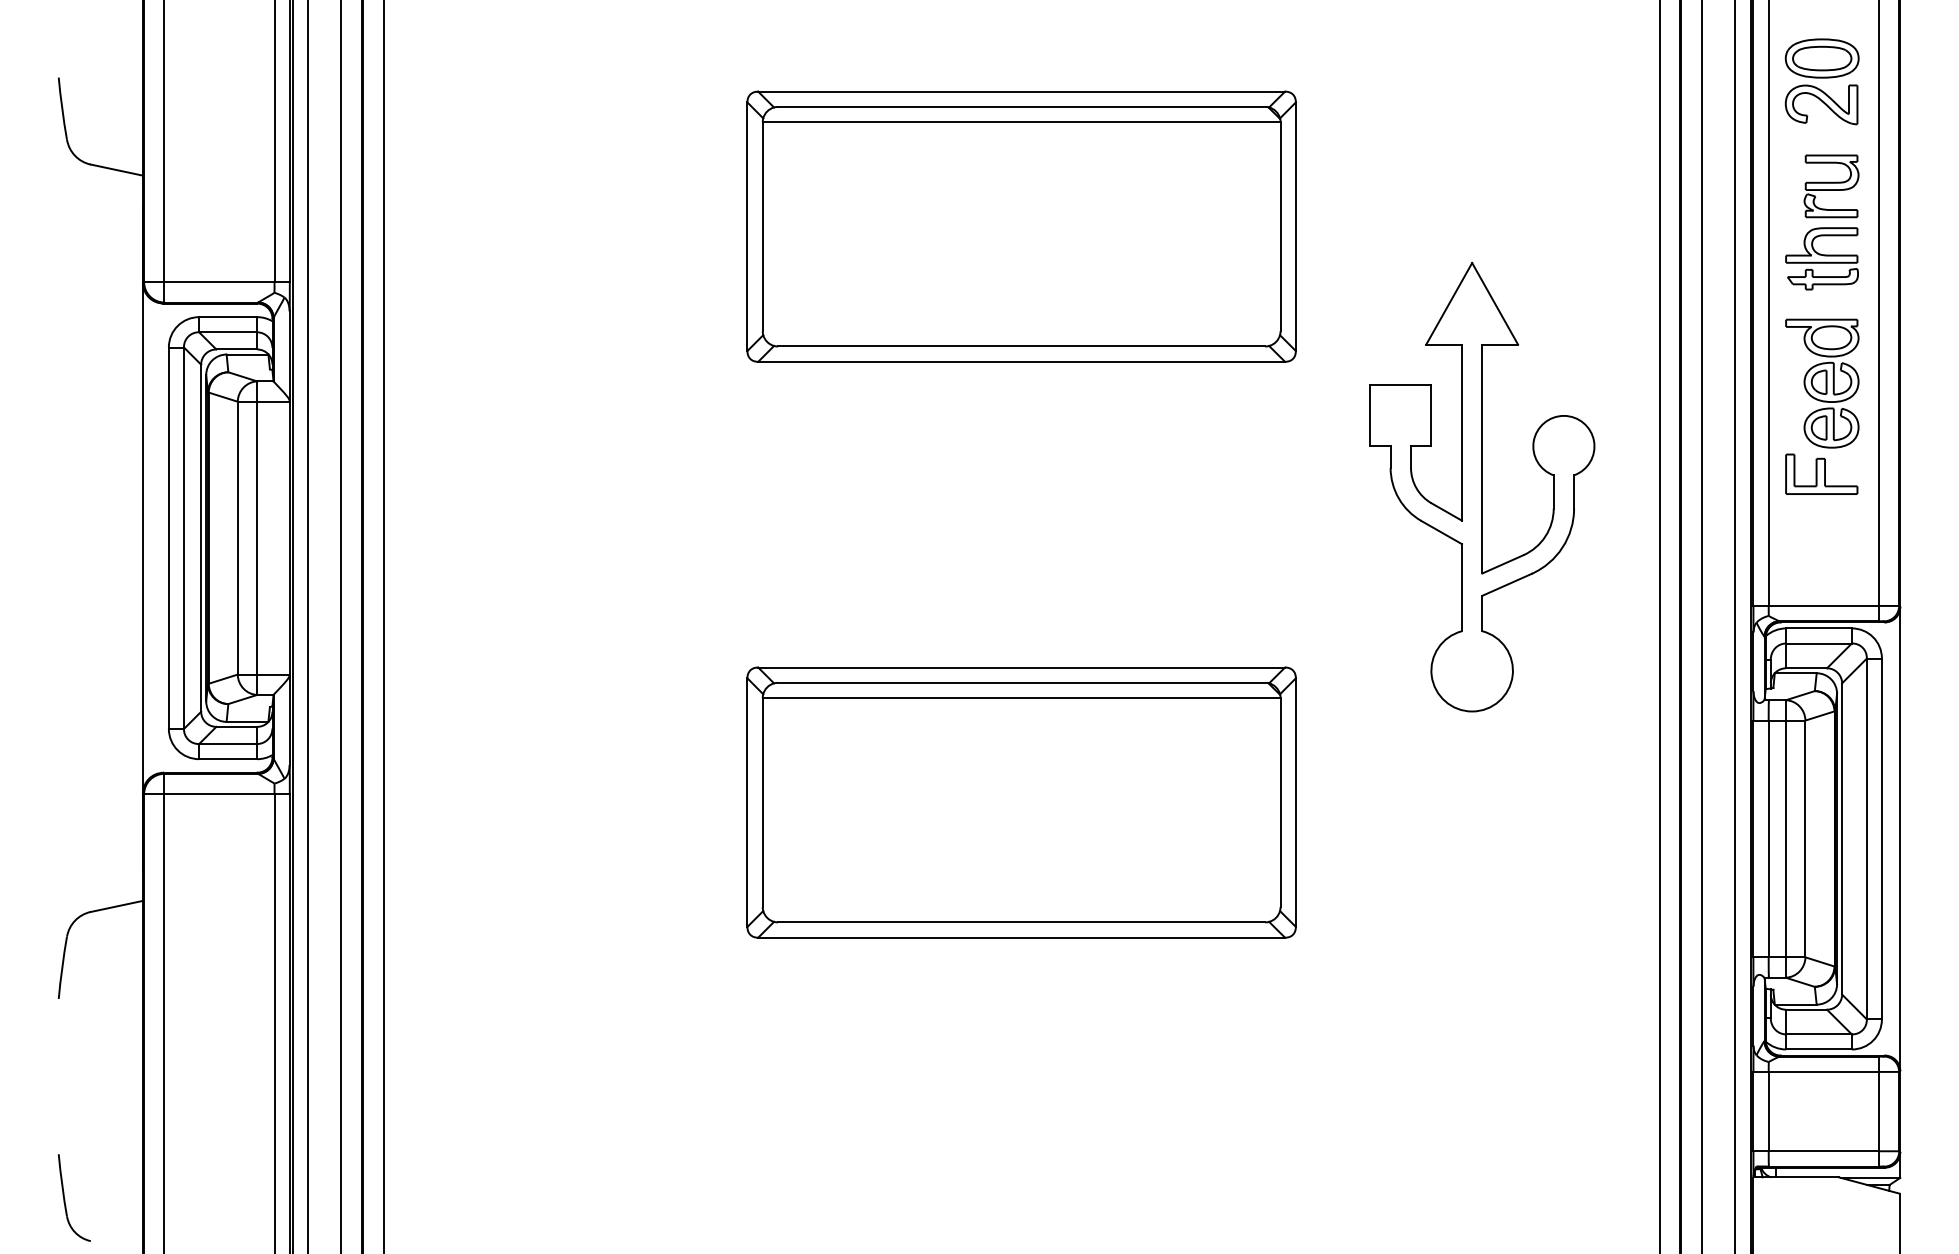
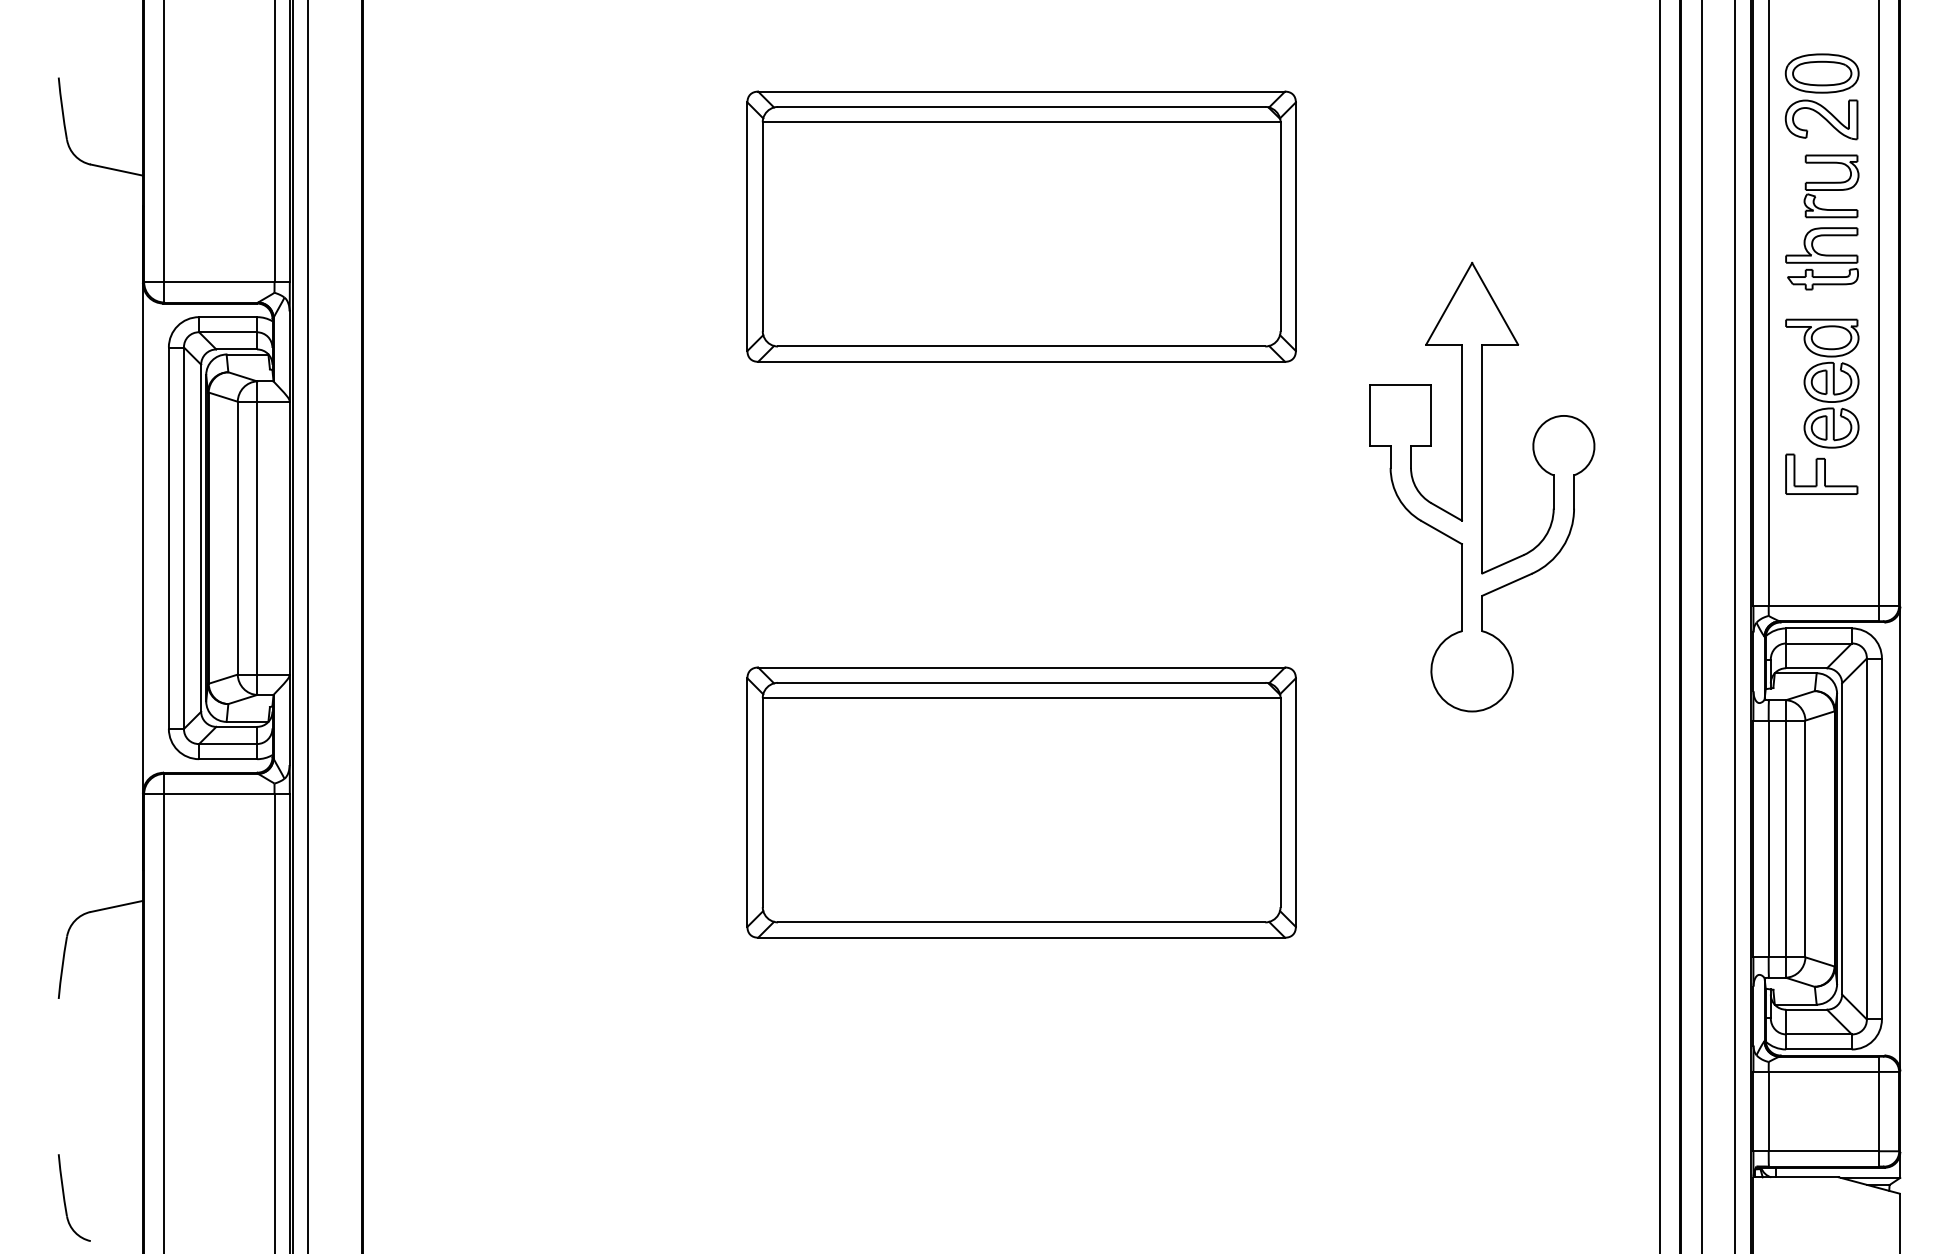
part position: (1821, 81) -> (1821, 96) (1821, 96)
line: present -> none (341, 626)
line: present -> none (383, 626)
